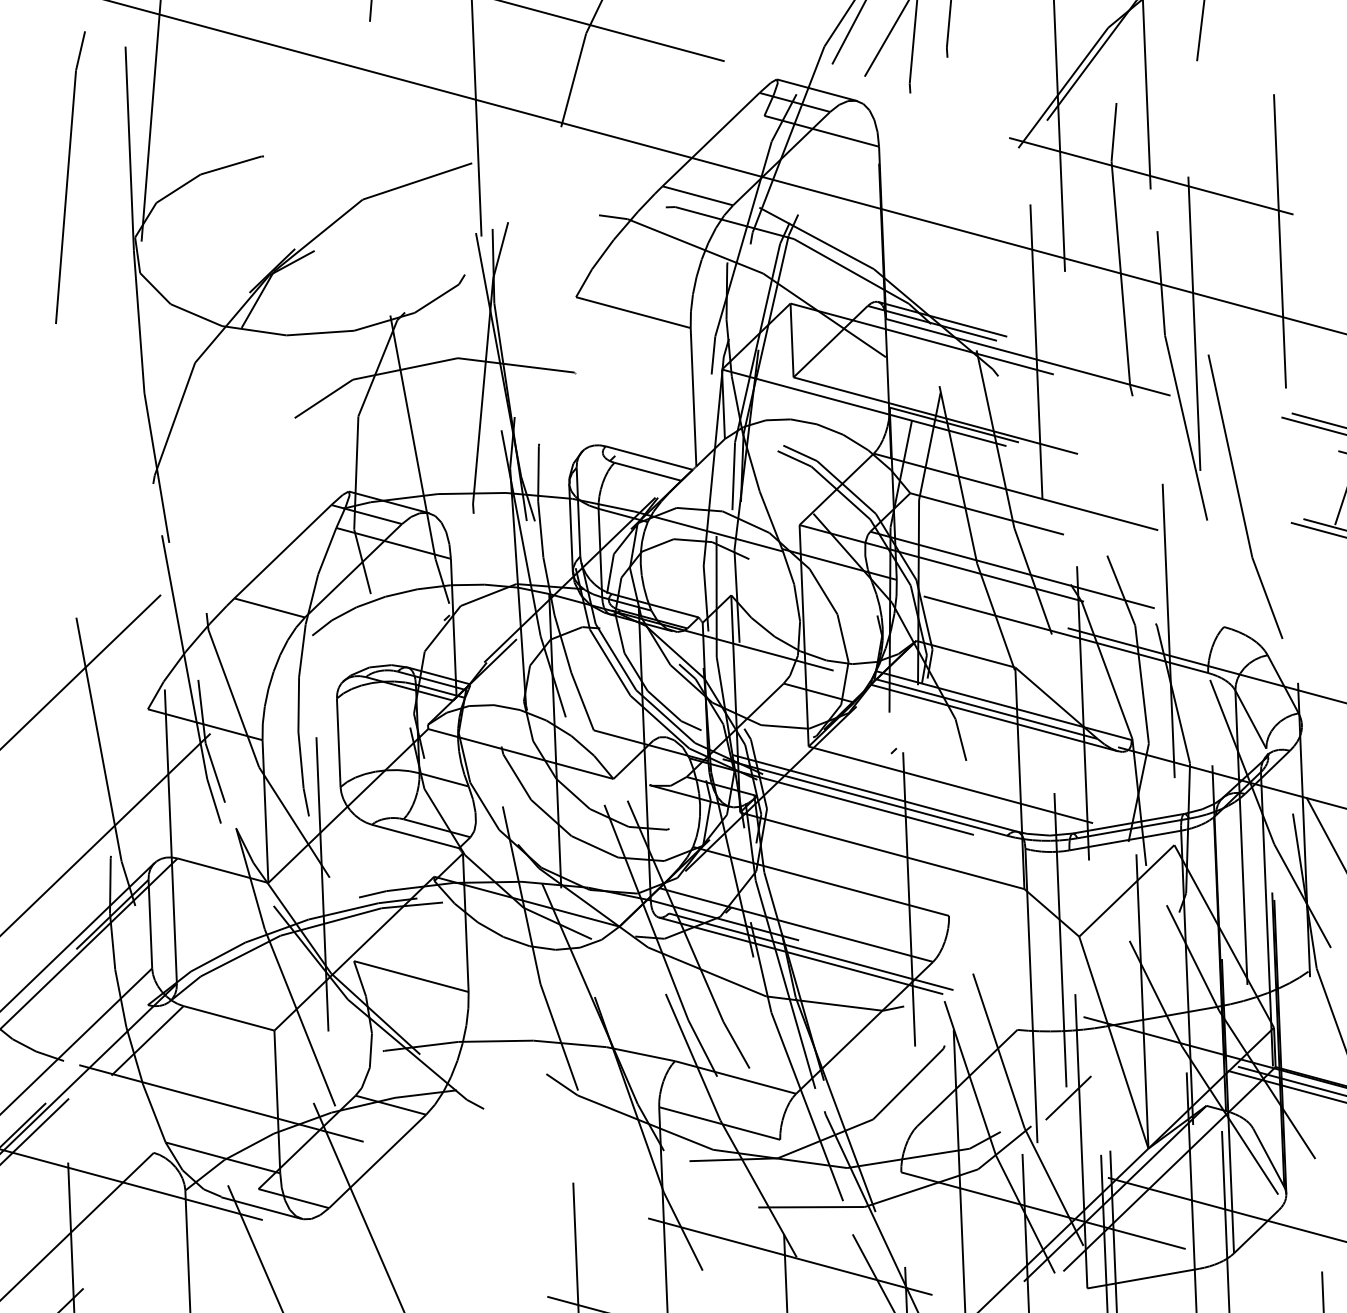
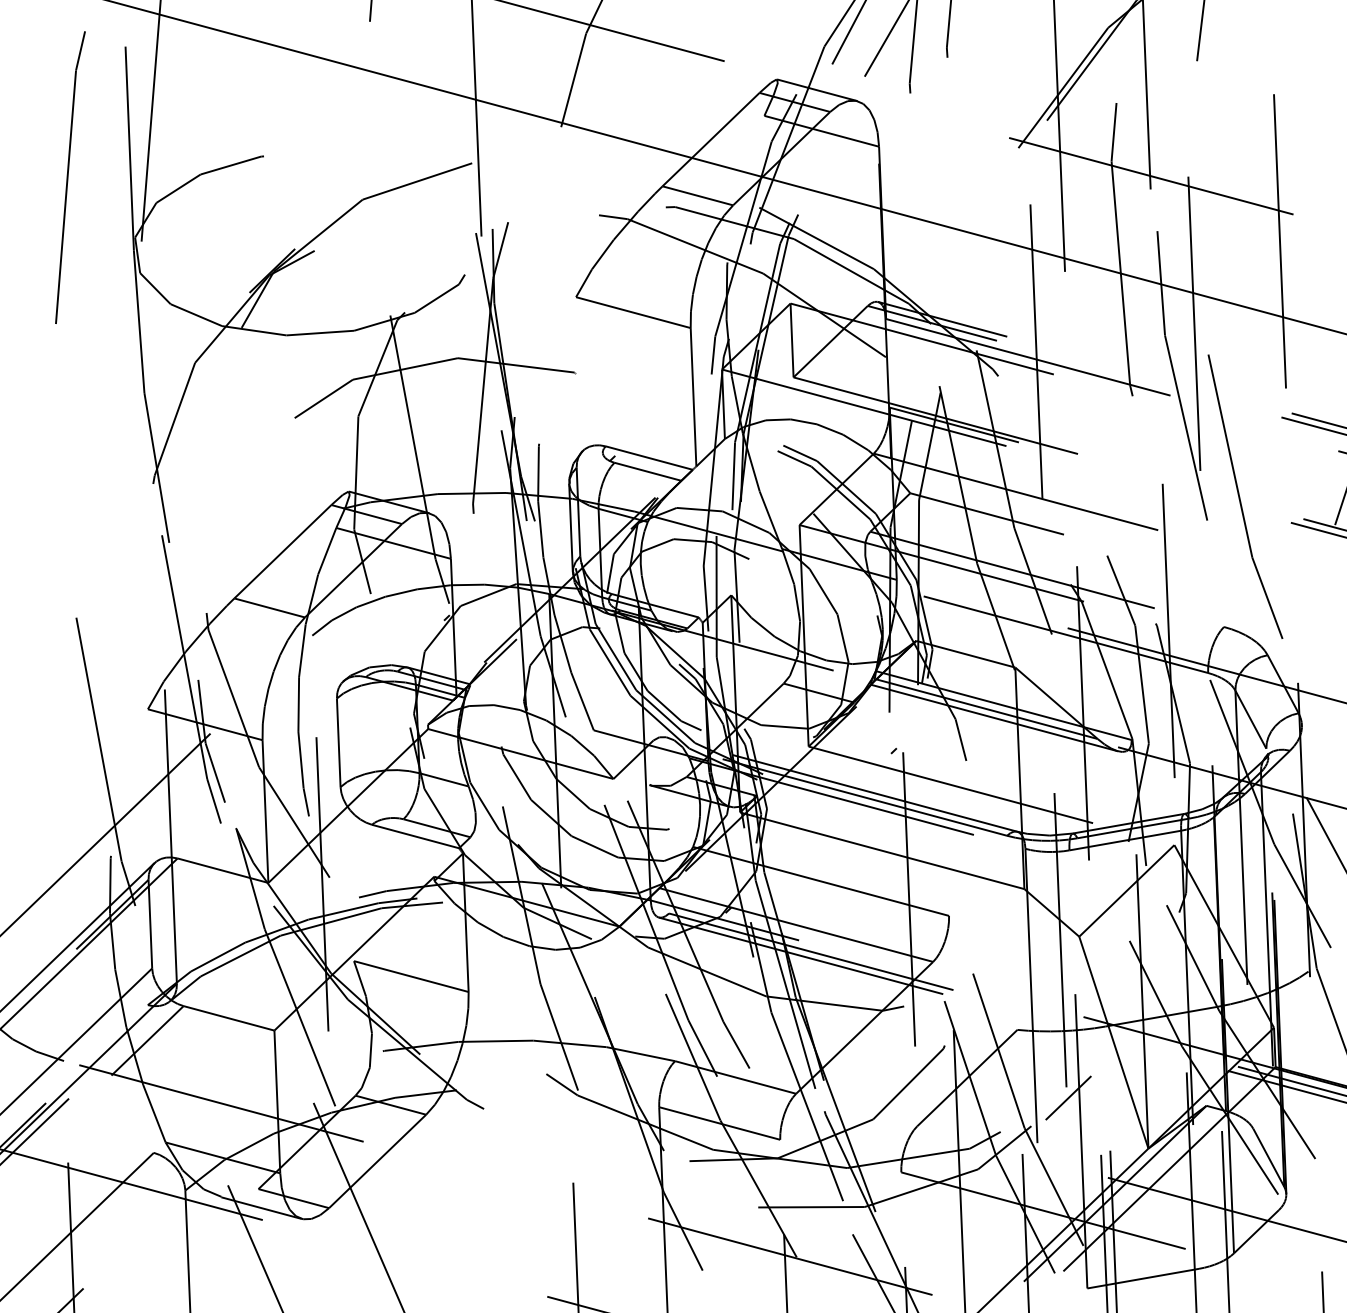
line: present -> none (81, 670)
